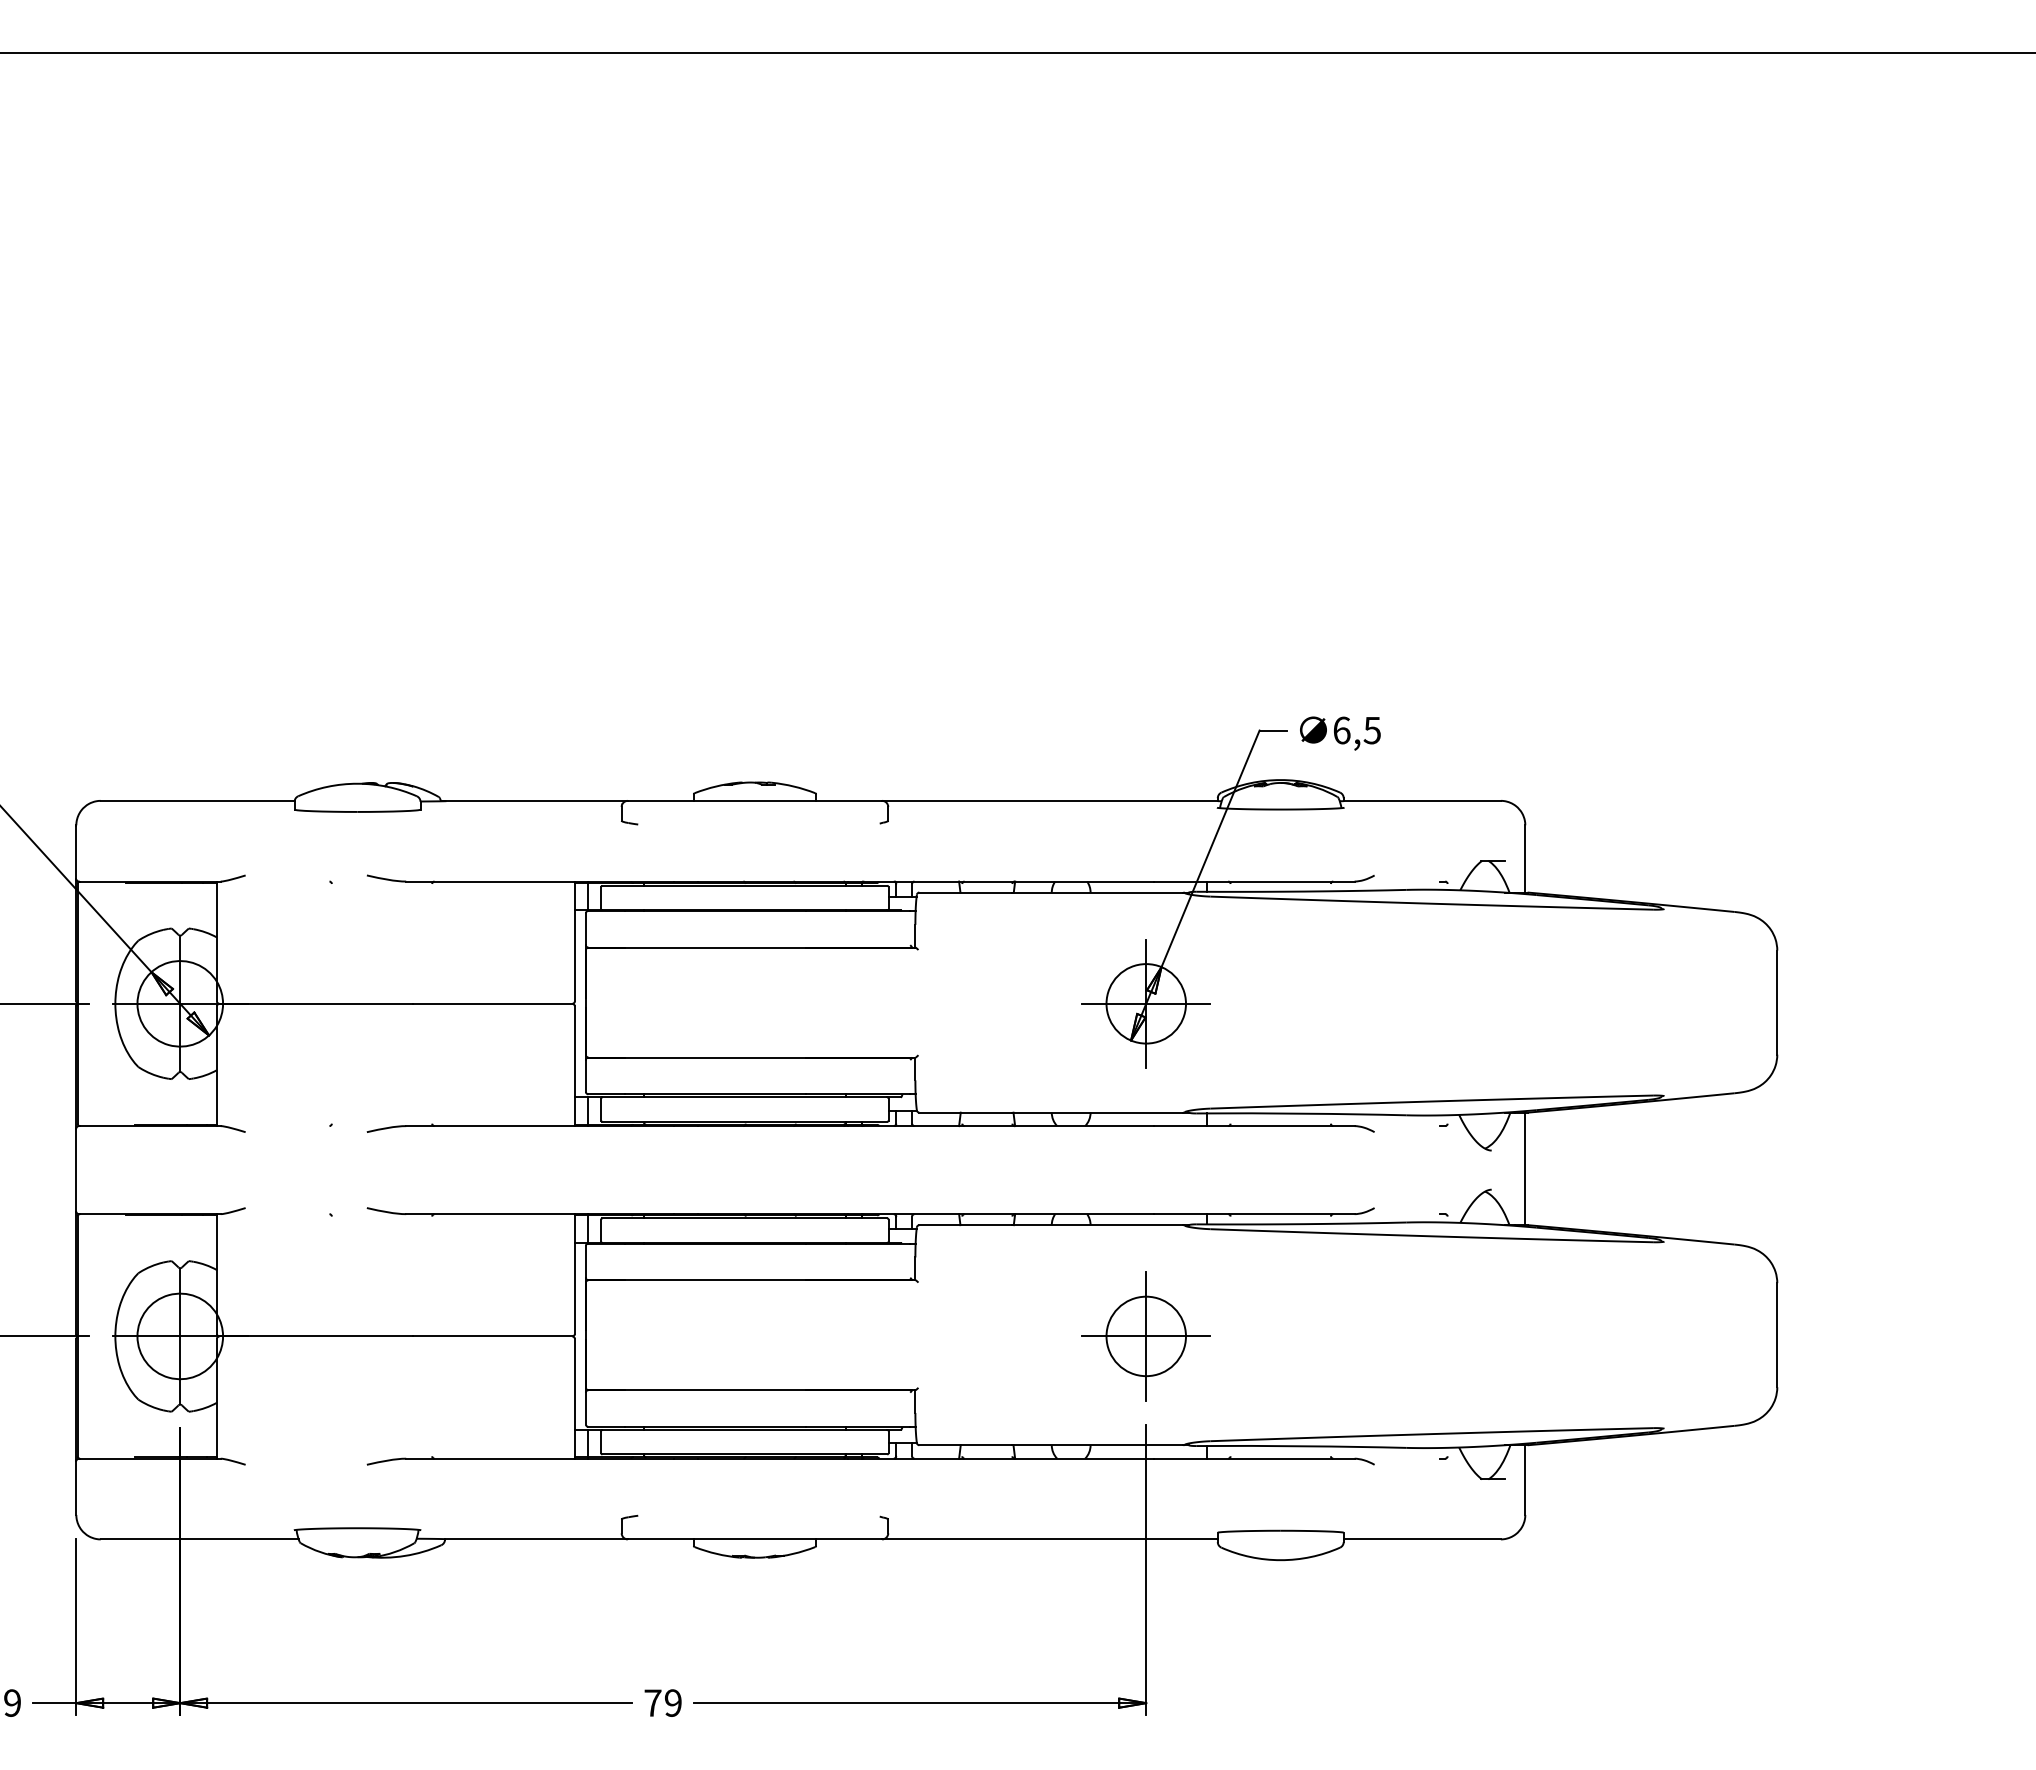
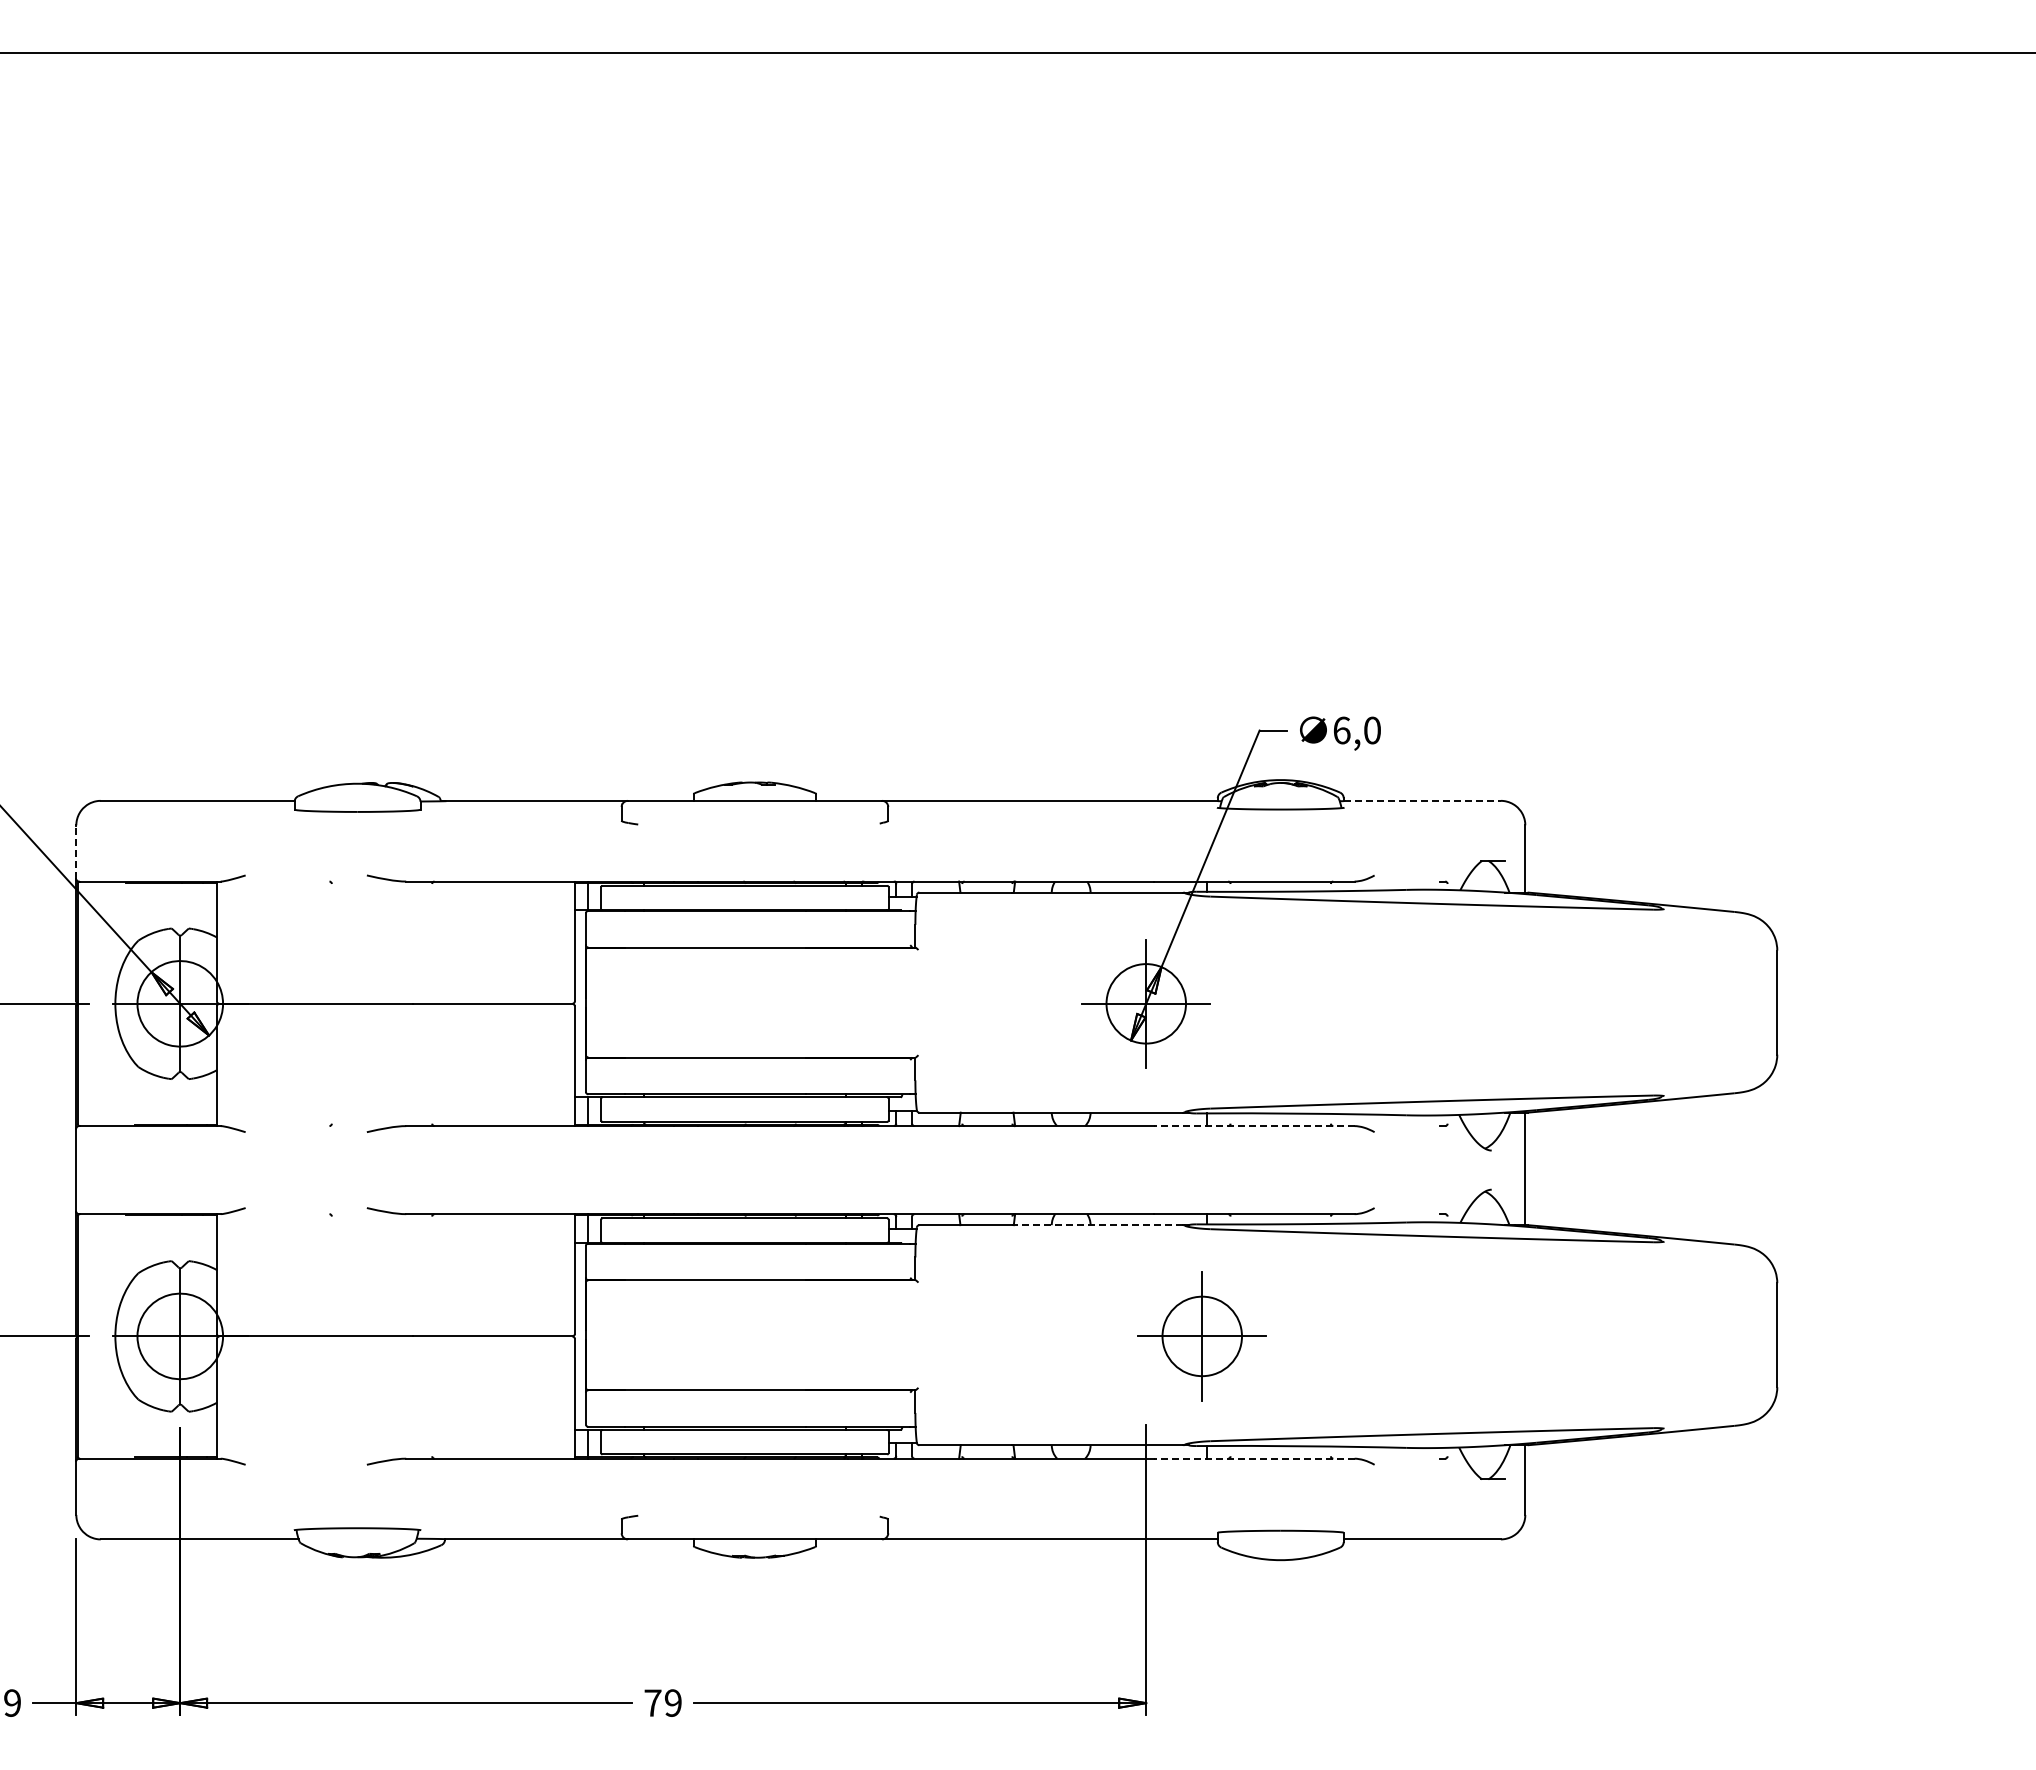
text: 6,5 -> 6,0 (1371, 730)
line: solid -> dashed (1422, 800)
line: solid -> dashed (76, 852)
line: solid -> dashed (1253, 1126)
line: solid -> dashed (1097, 1225)
part position: (1145, 1336) -> (1201, 1336) (1201, 1336)
line: solid -> dashed (1253, 1458)
